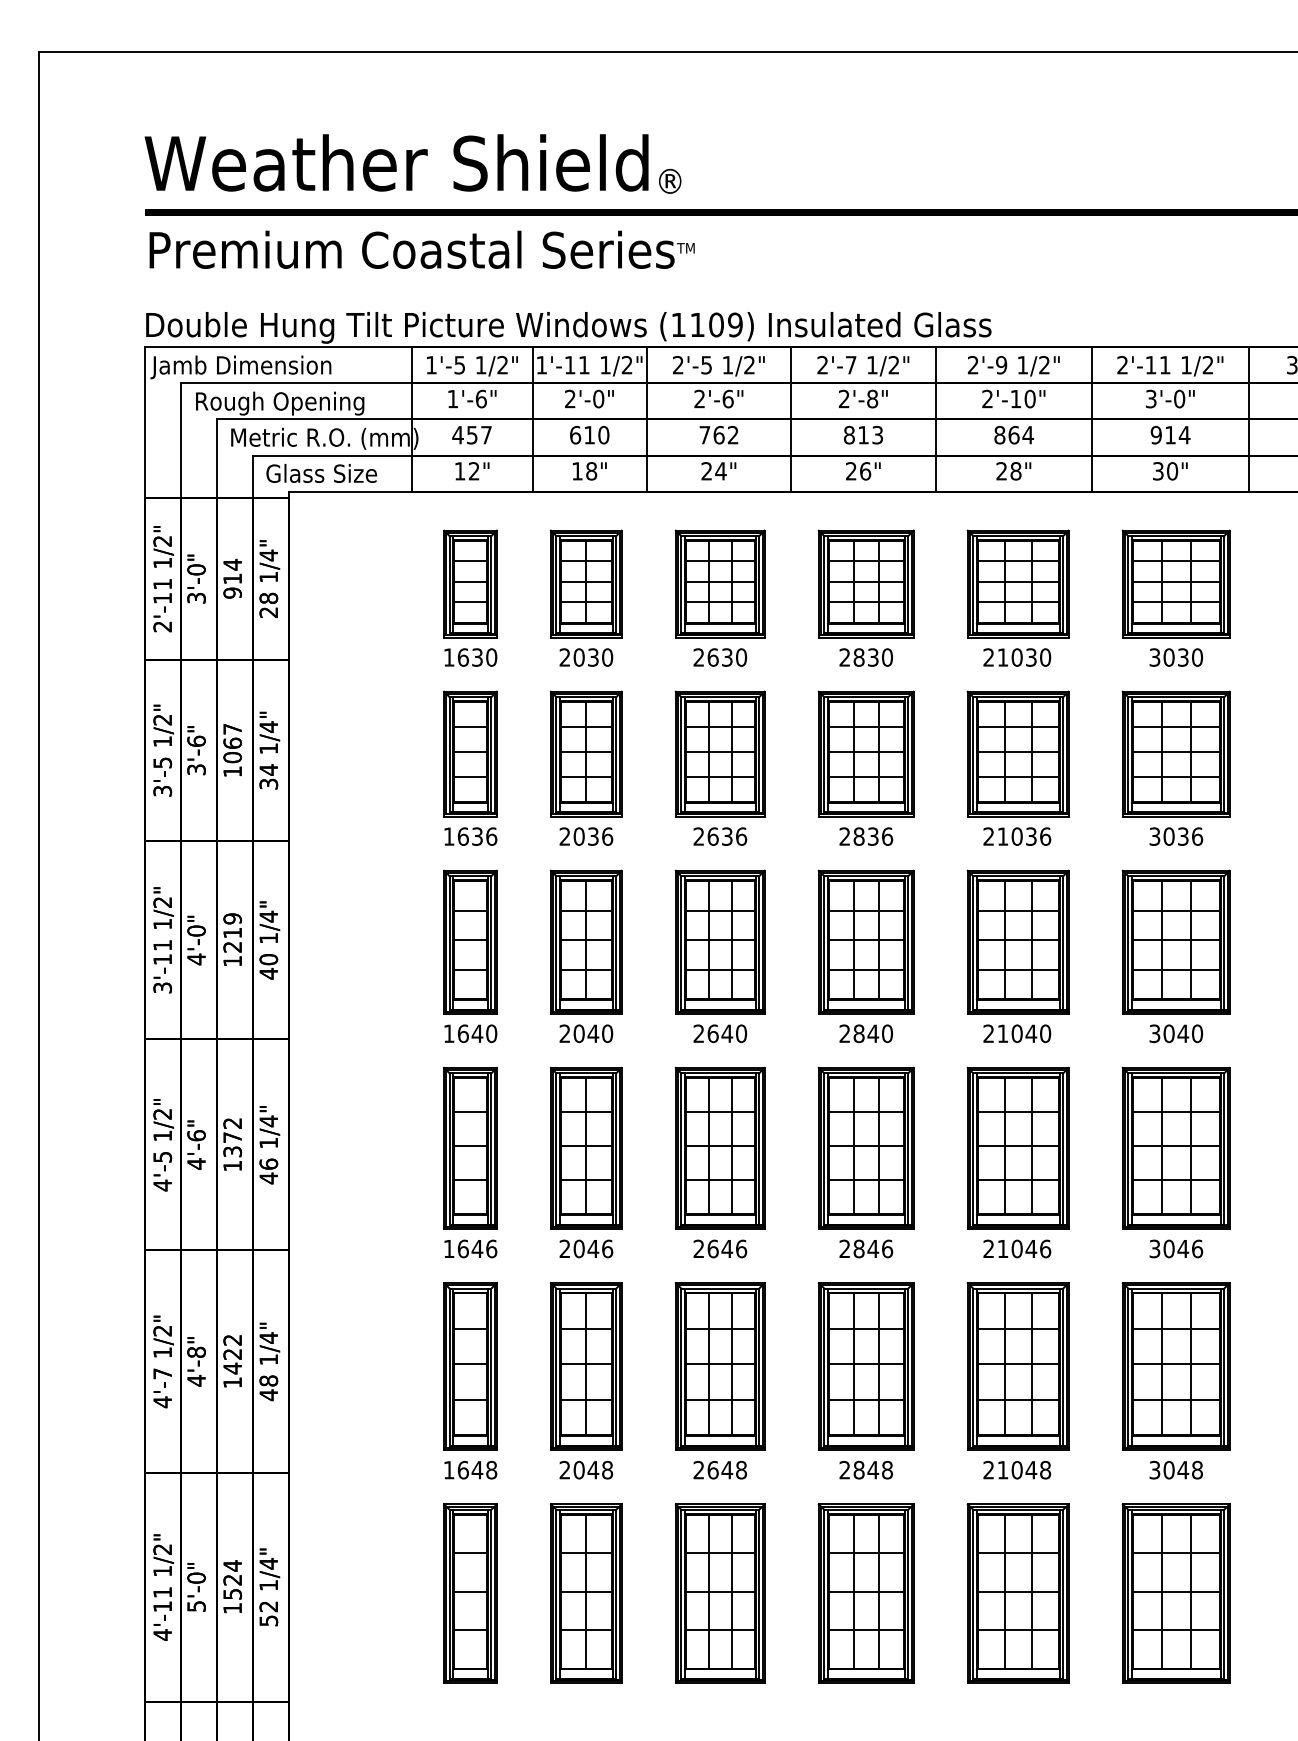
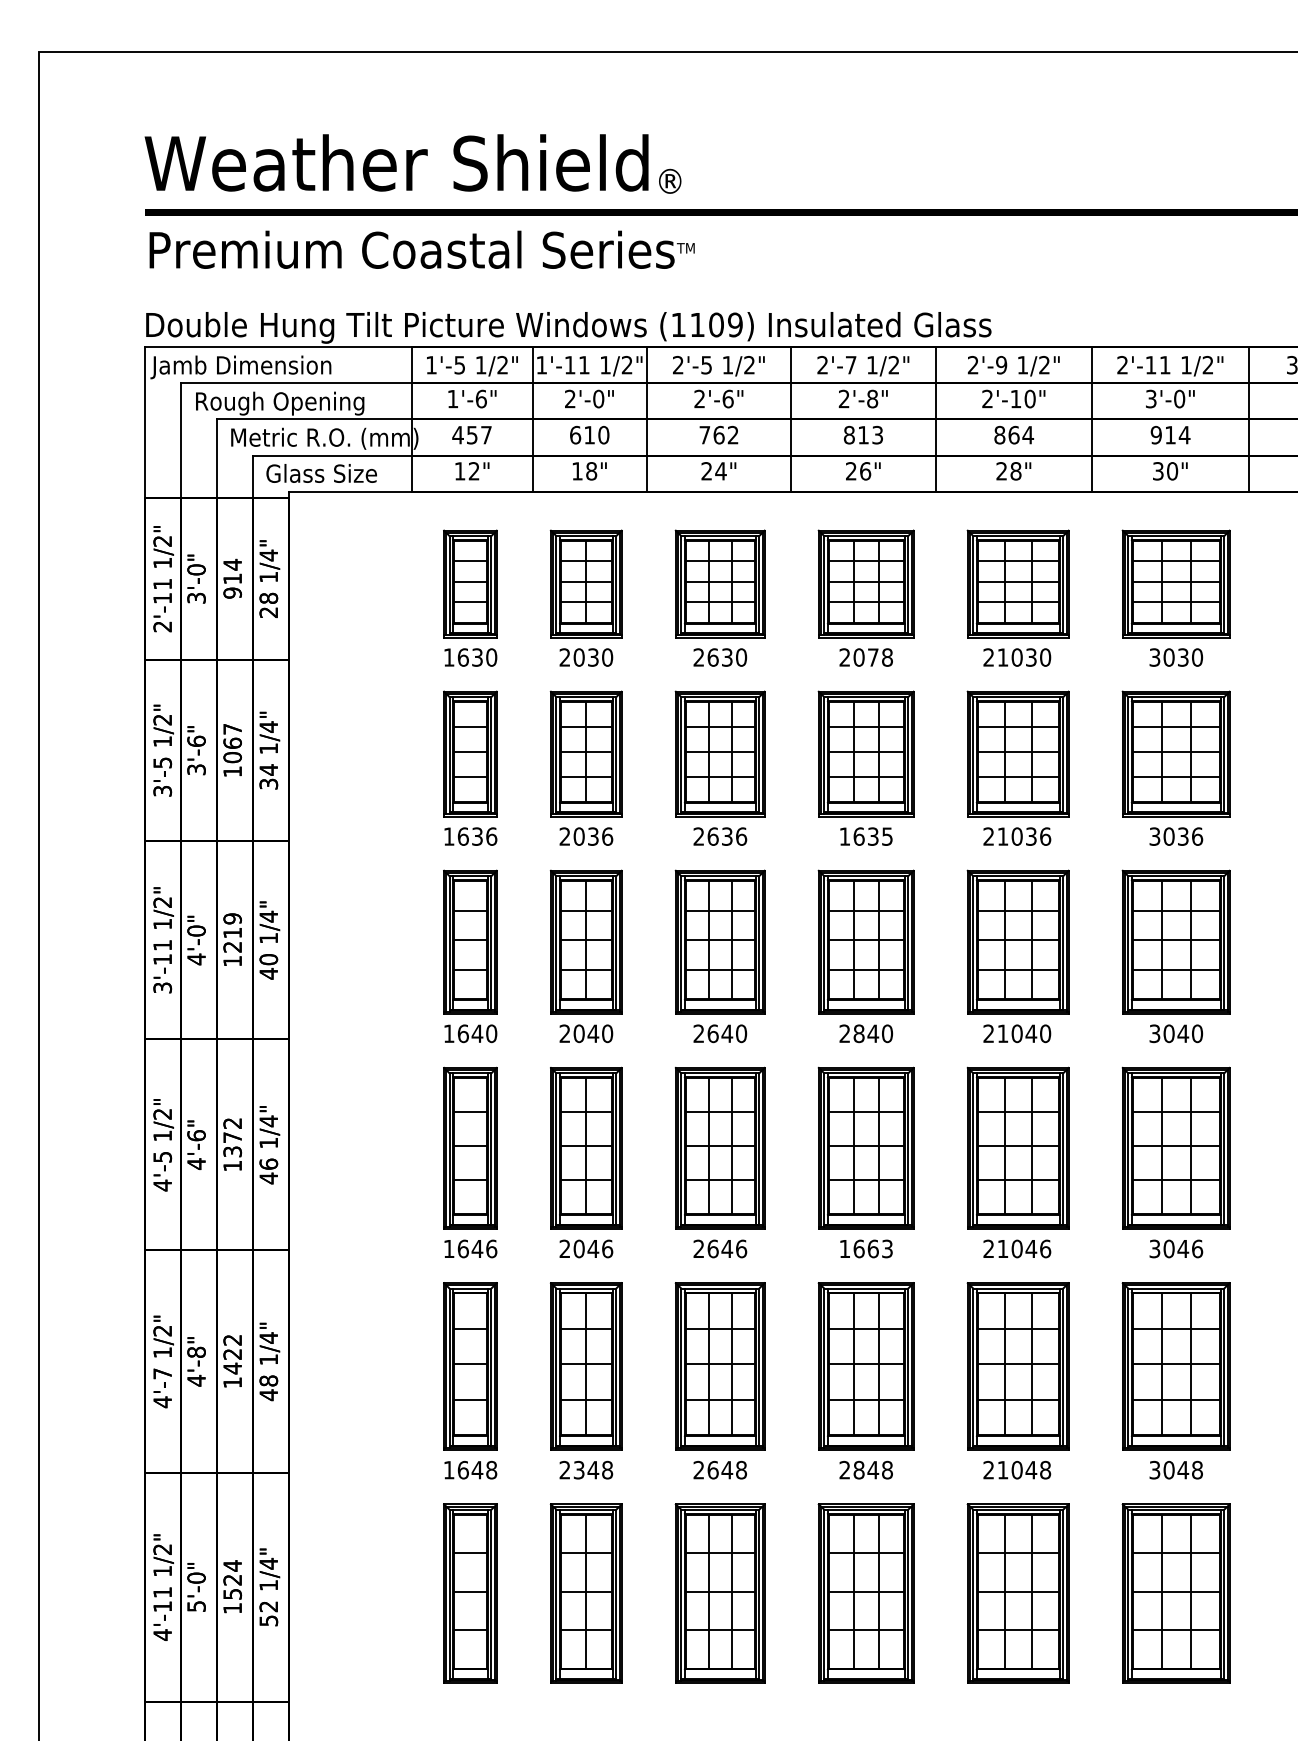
text: 2830 -> 2078 (873, 657)
text: 2836 -> 1635 (866, 836)
text: 2846 -> 1663 (866, 1248)
text: 2048 -> 2348 (578, 1470)
